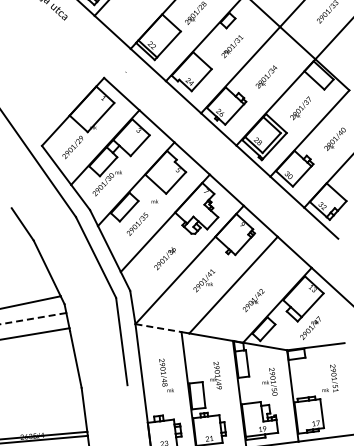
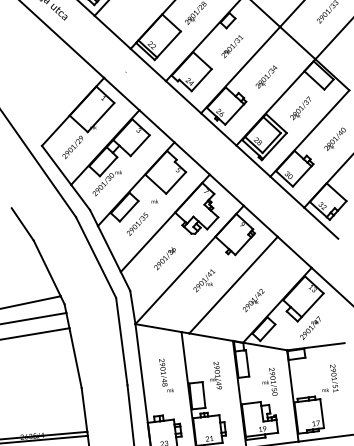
line: none -> present (62, 39)
line: dashed -> solid (32, 318)
line: dashed -> solid (159, 328)
line: none -> present (130, 413)
